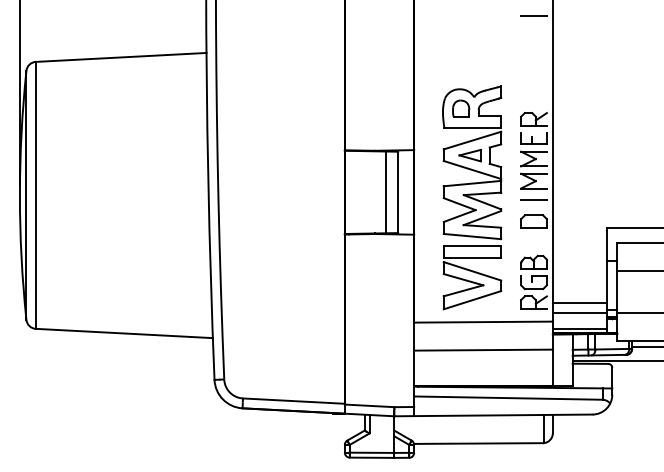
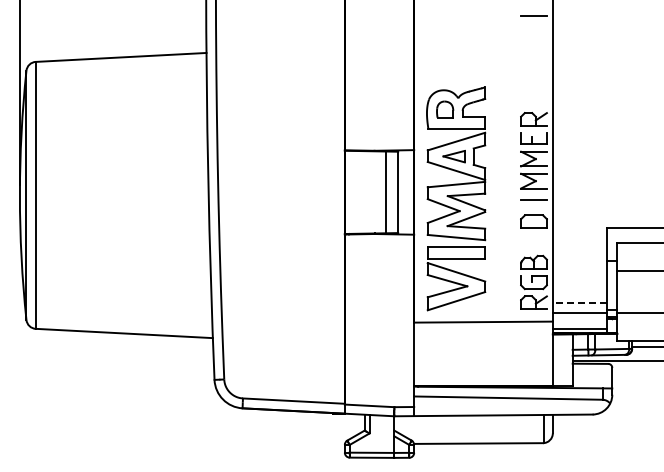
part position: (472, 197) -> (456, 198) (456, 198)
line: solid -> dashed (579, 303)
line: present -> none (483, 349)
